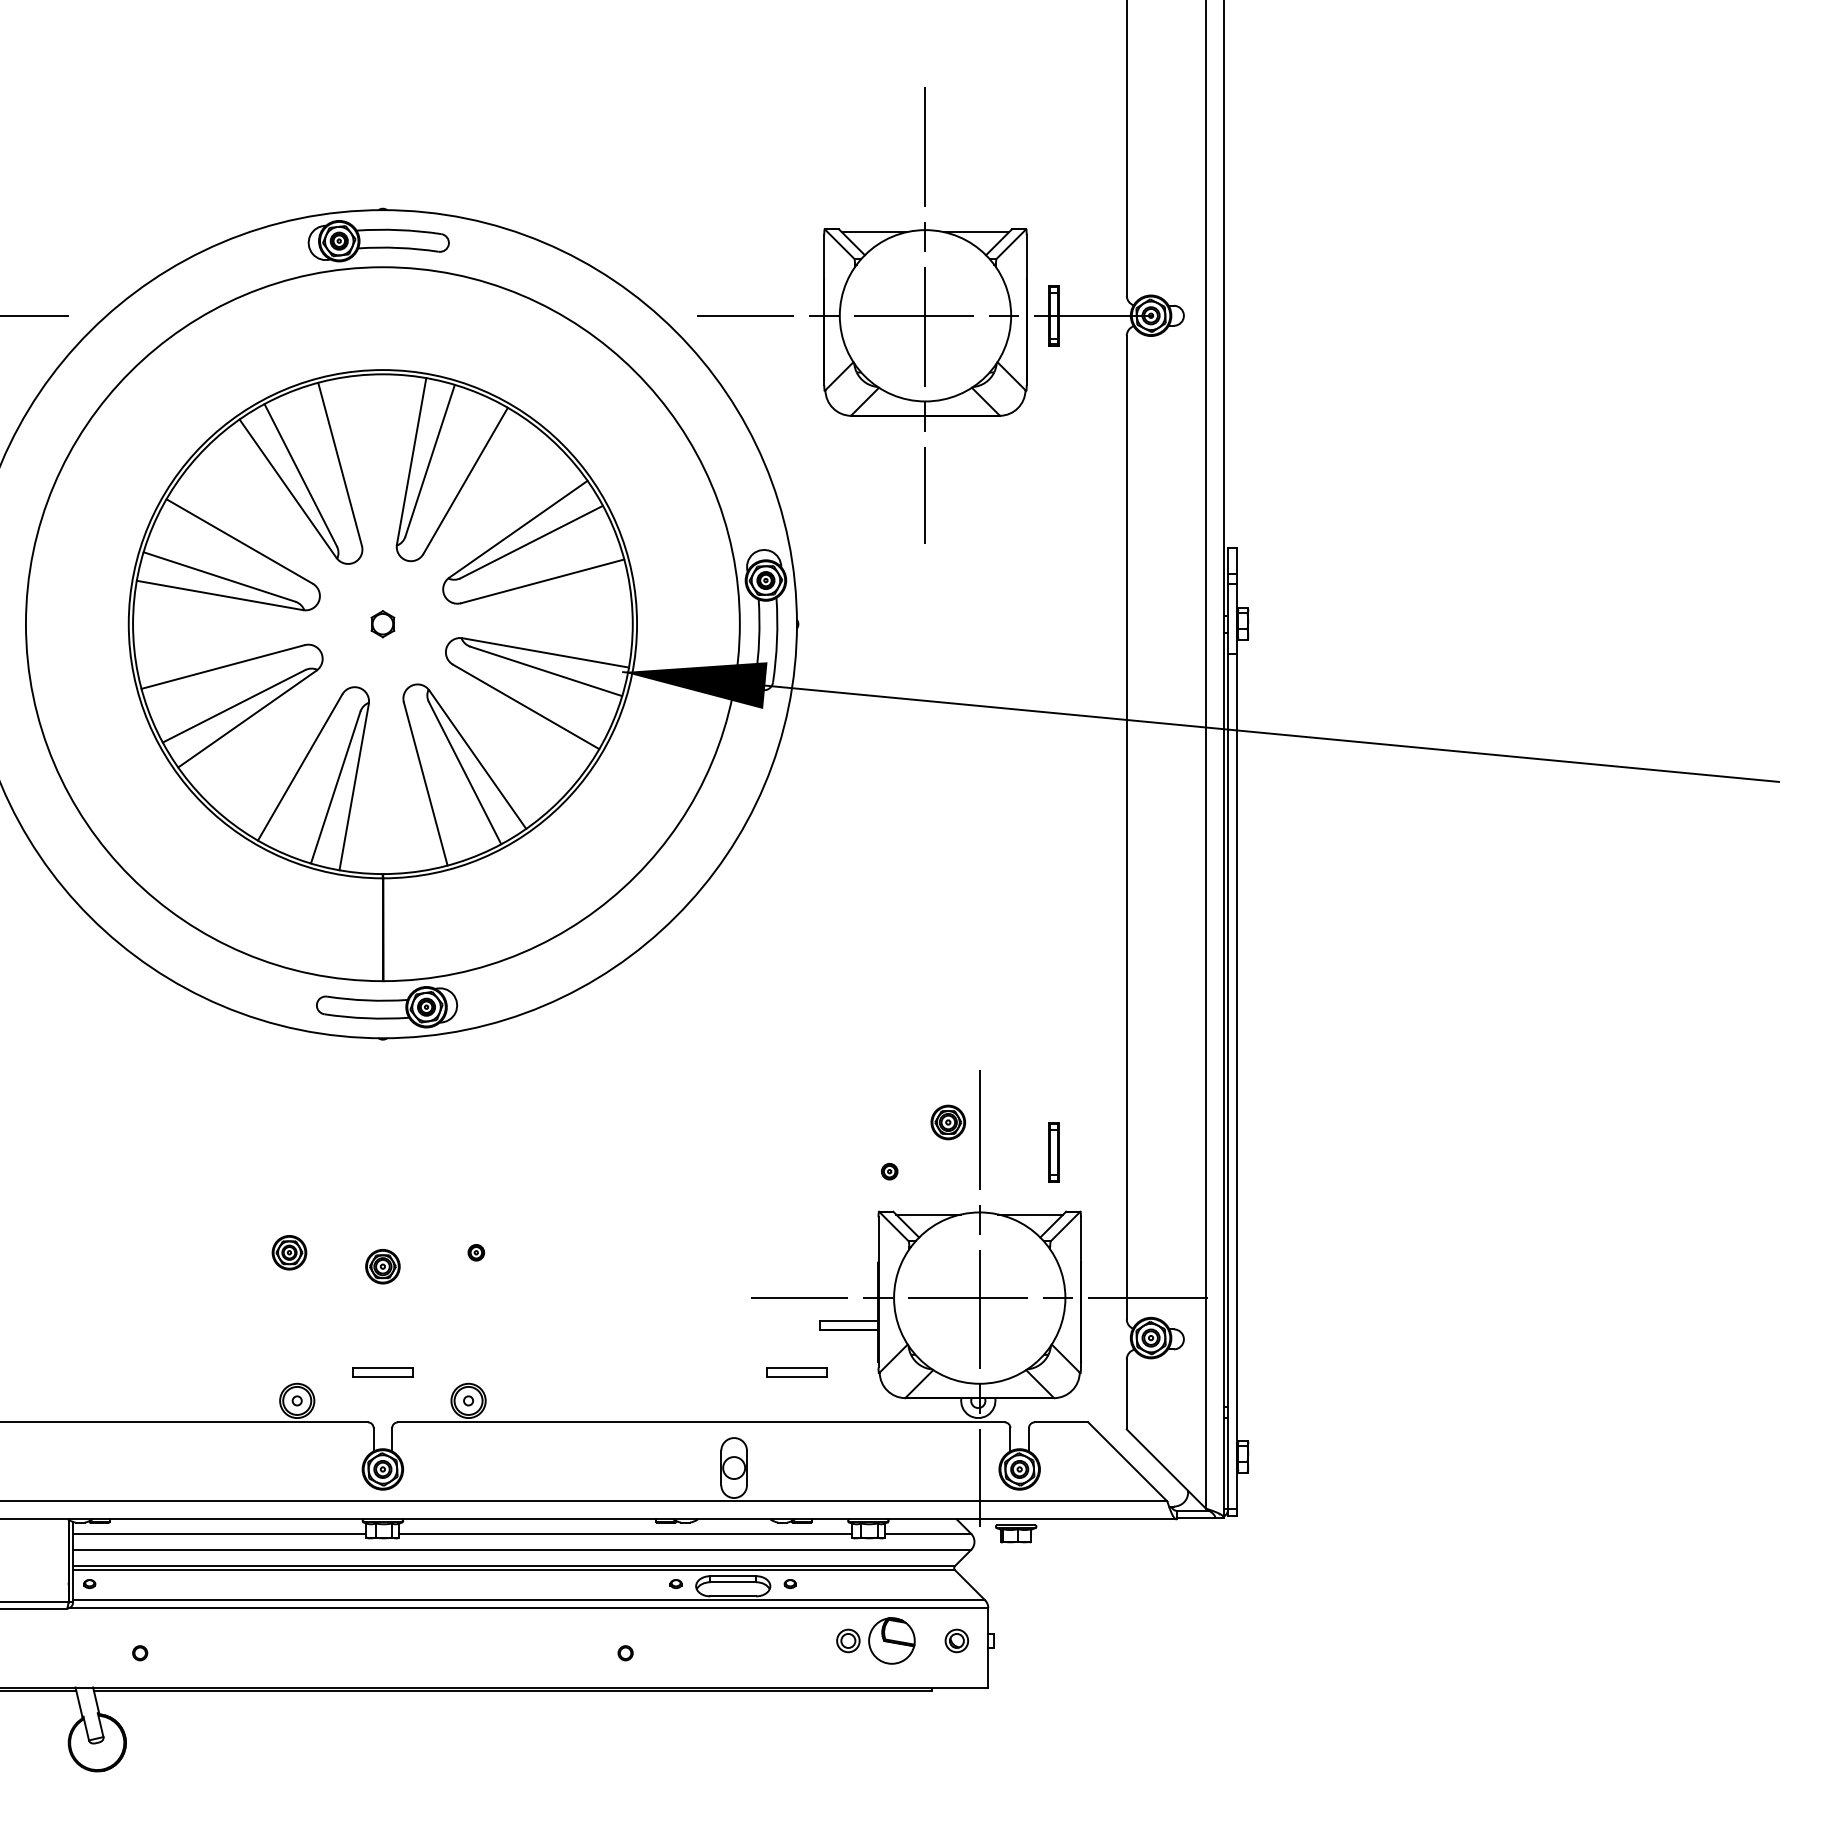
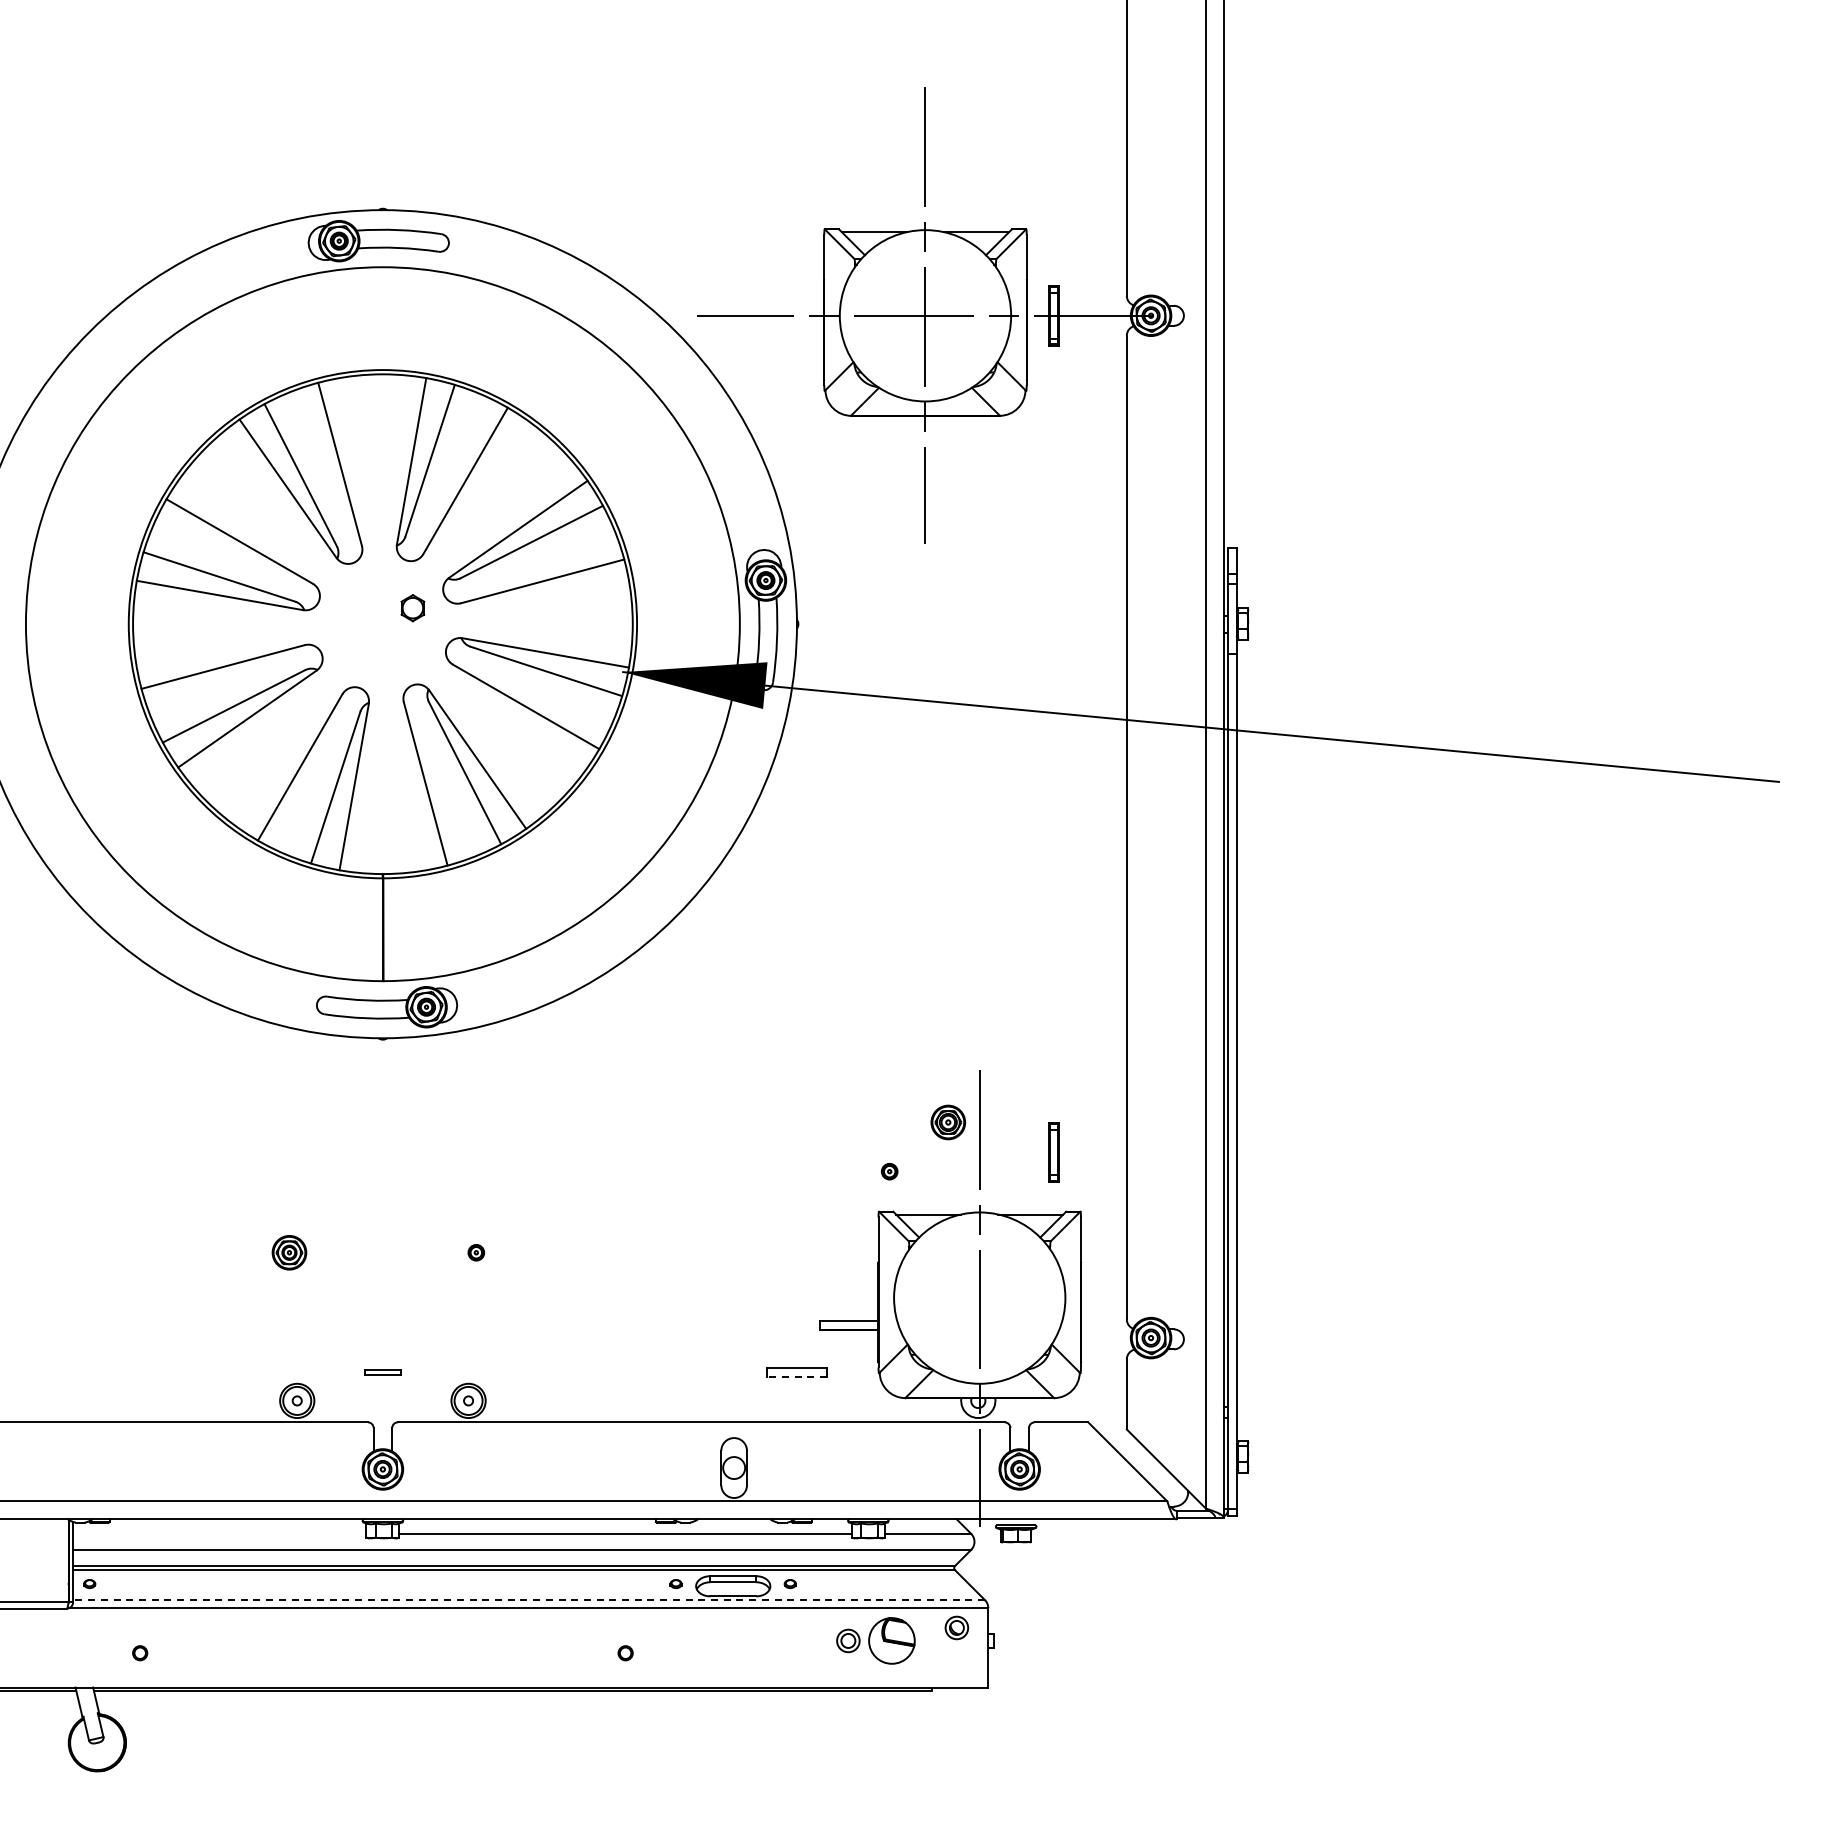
line: present -> none (35, 315)
part position: (382, 624) -> (412, 608) (412, 608)
part: present -> none (382, 1266)
line: present -> none (979, 1298)
part size: 62x11 px -> 38x7 px (382, 1372)
line: solid -> dashed (796, 1376)
line: present -> none (219, 1533)
line: solid -> dashed (529, 1600)
part position: (956, 1640) -> (956, 1627) (956, 1627)
